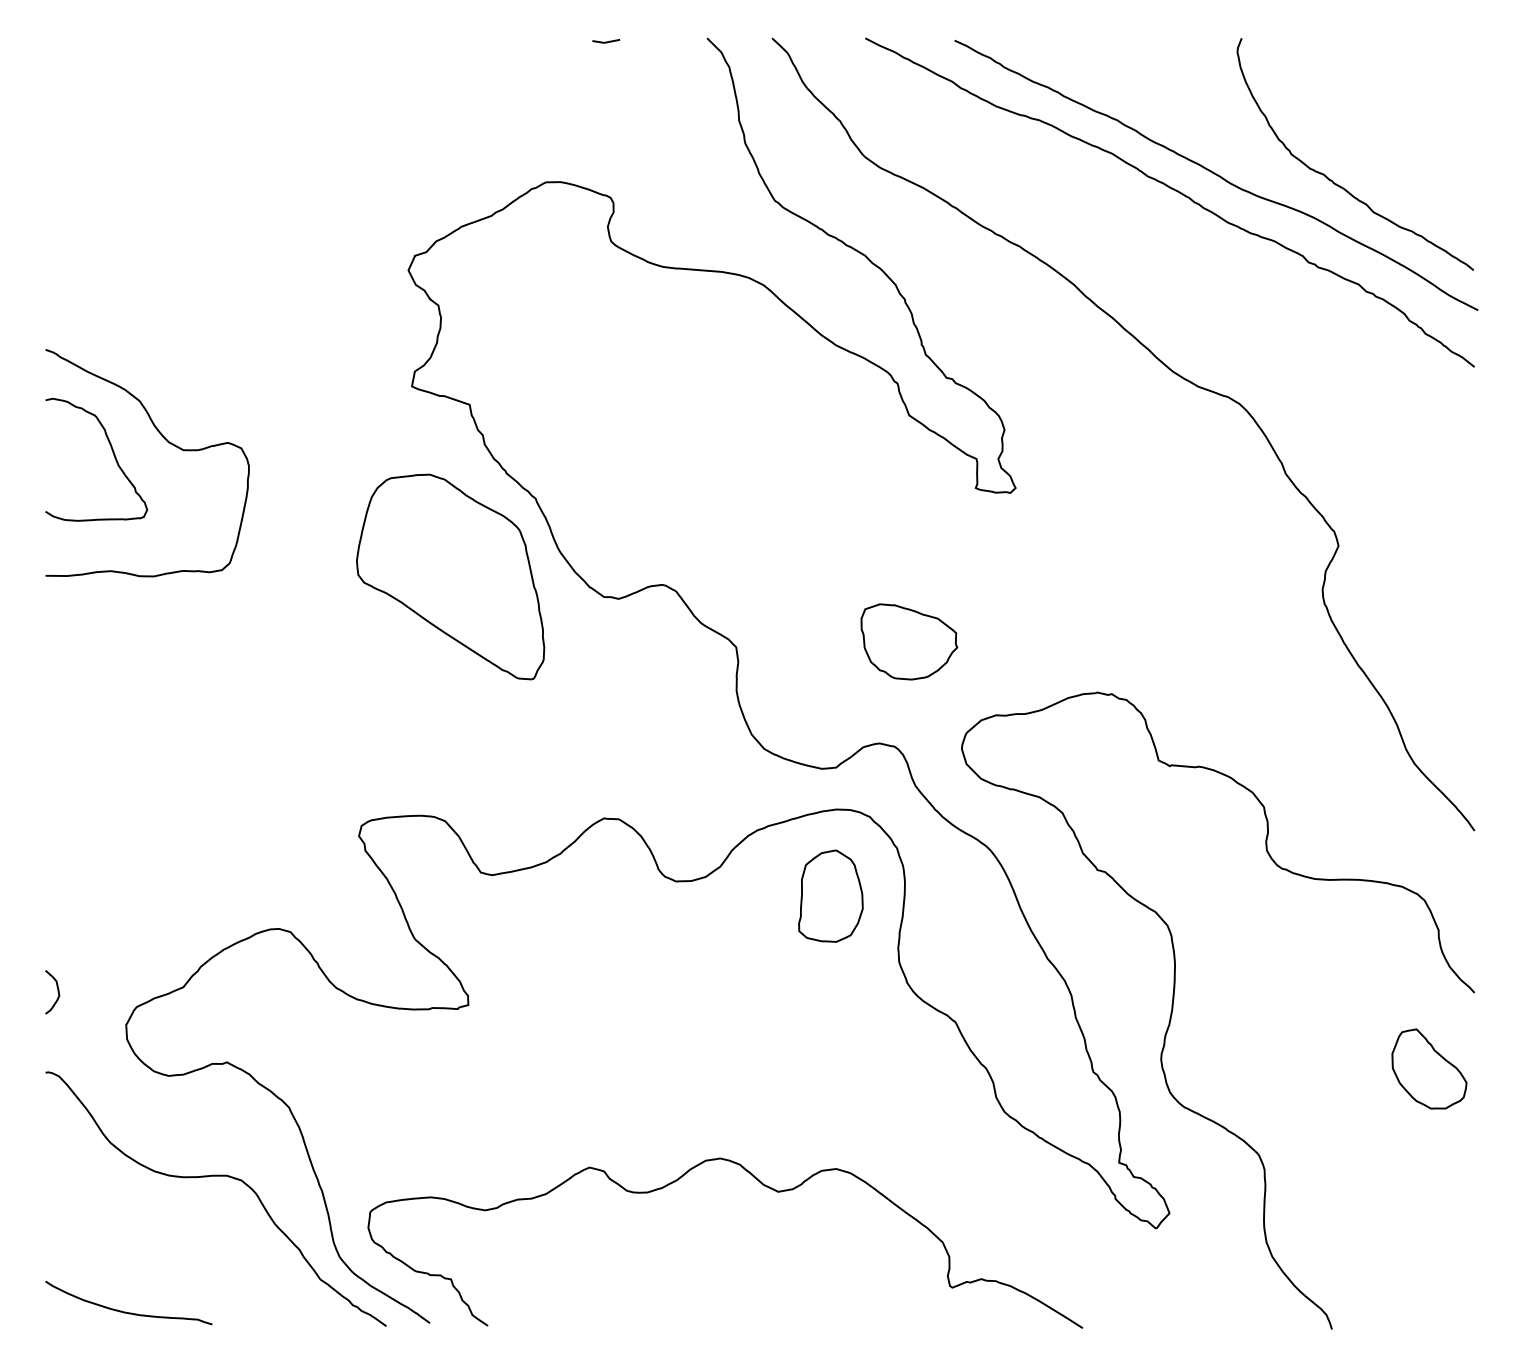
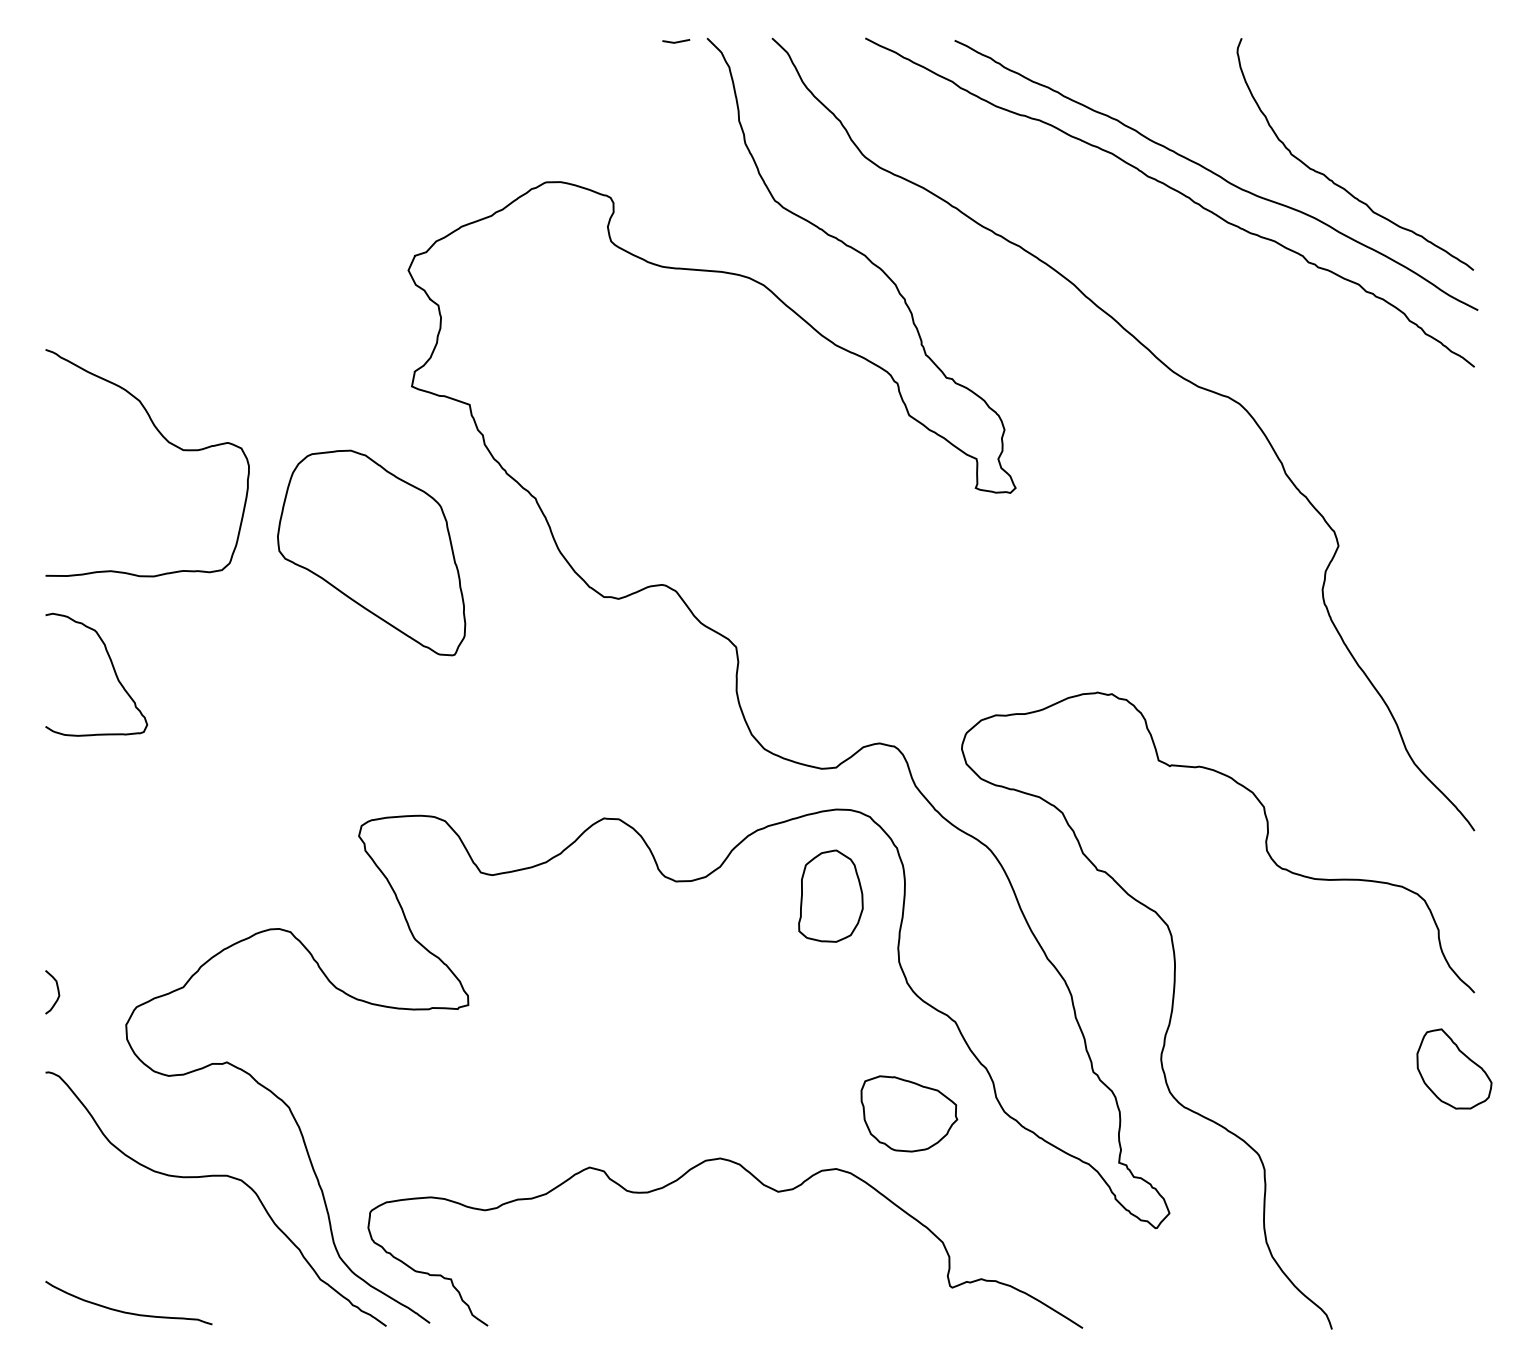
line position: (606, 41) -> (676, 41) (676, 41)
curve position: (112, 452) -> (112, 667) (112, 667)
part position: (450, 576) -> (371, 552) (371, 552)
part position: (909, 641) -> (909, 1113) (909, 1113)
part position: (1429, 1068) -> (1454, 1068) (1454, 1068)
